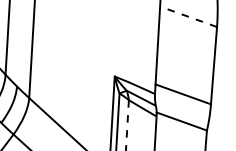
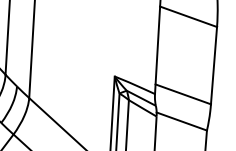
line: dashed -> solid (188, 16)
line: dashed -> solid (127, 125)
